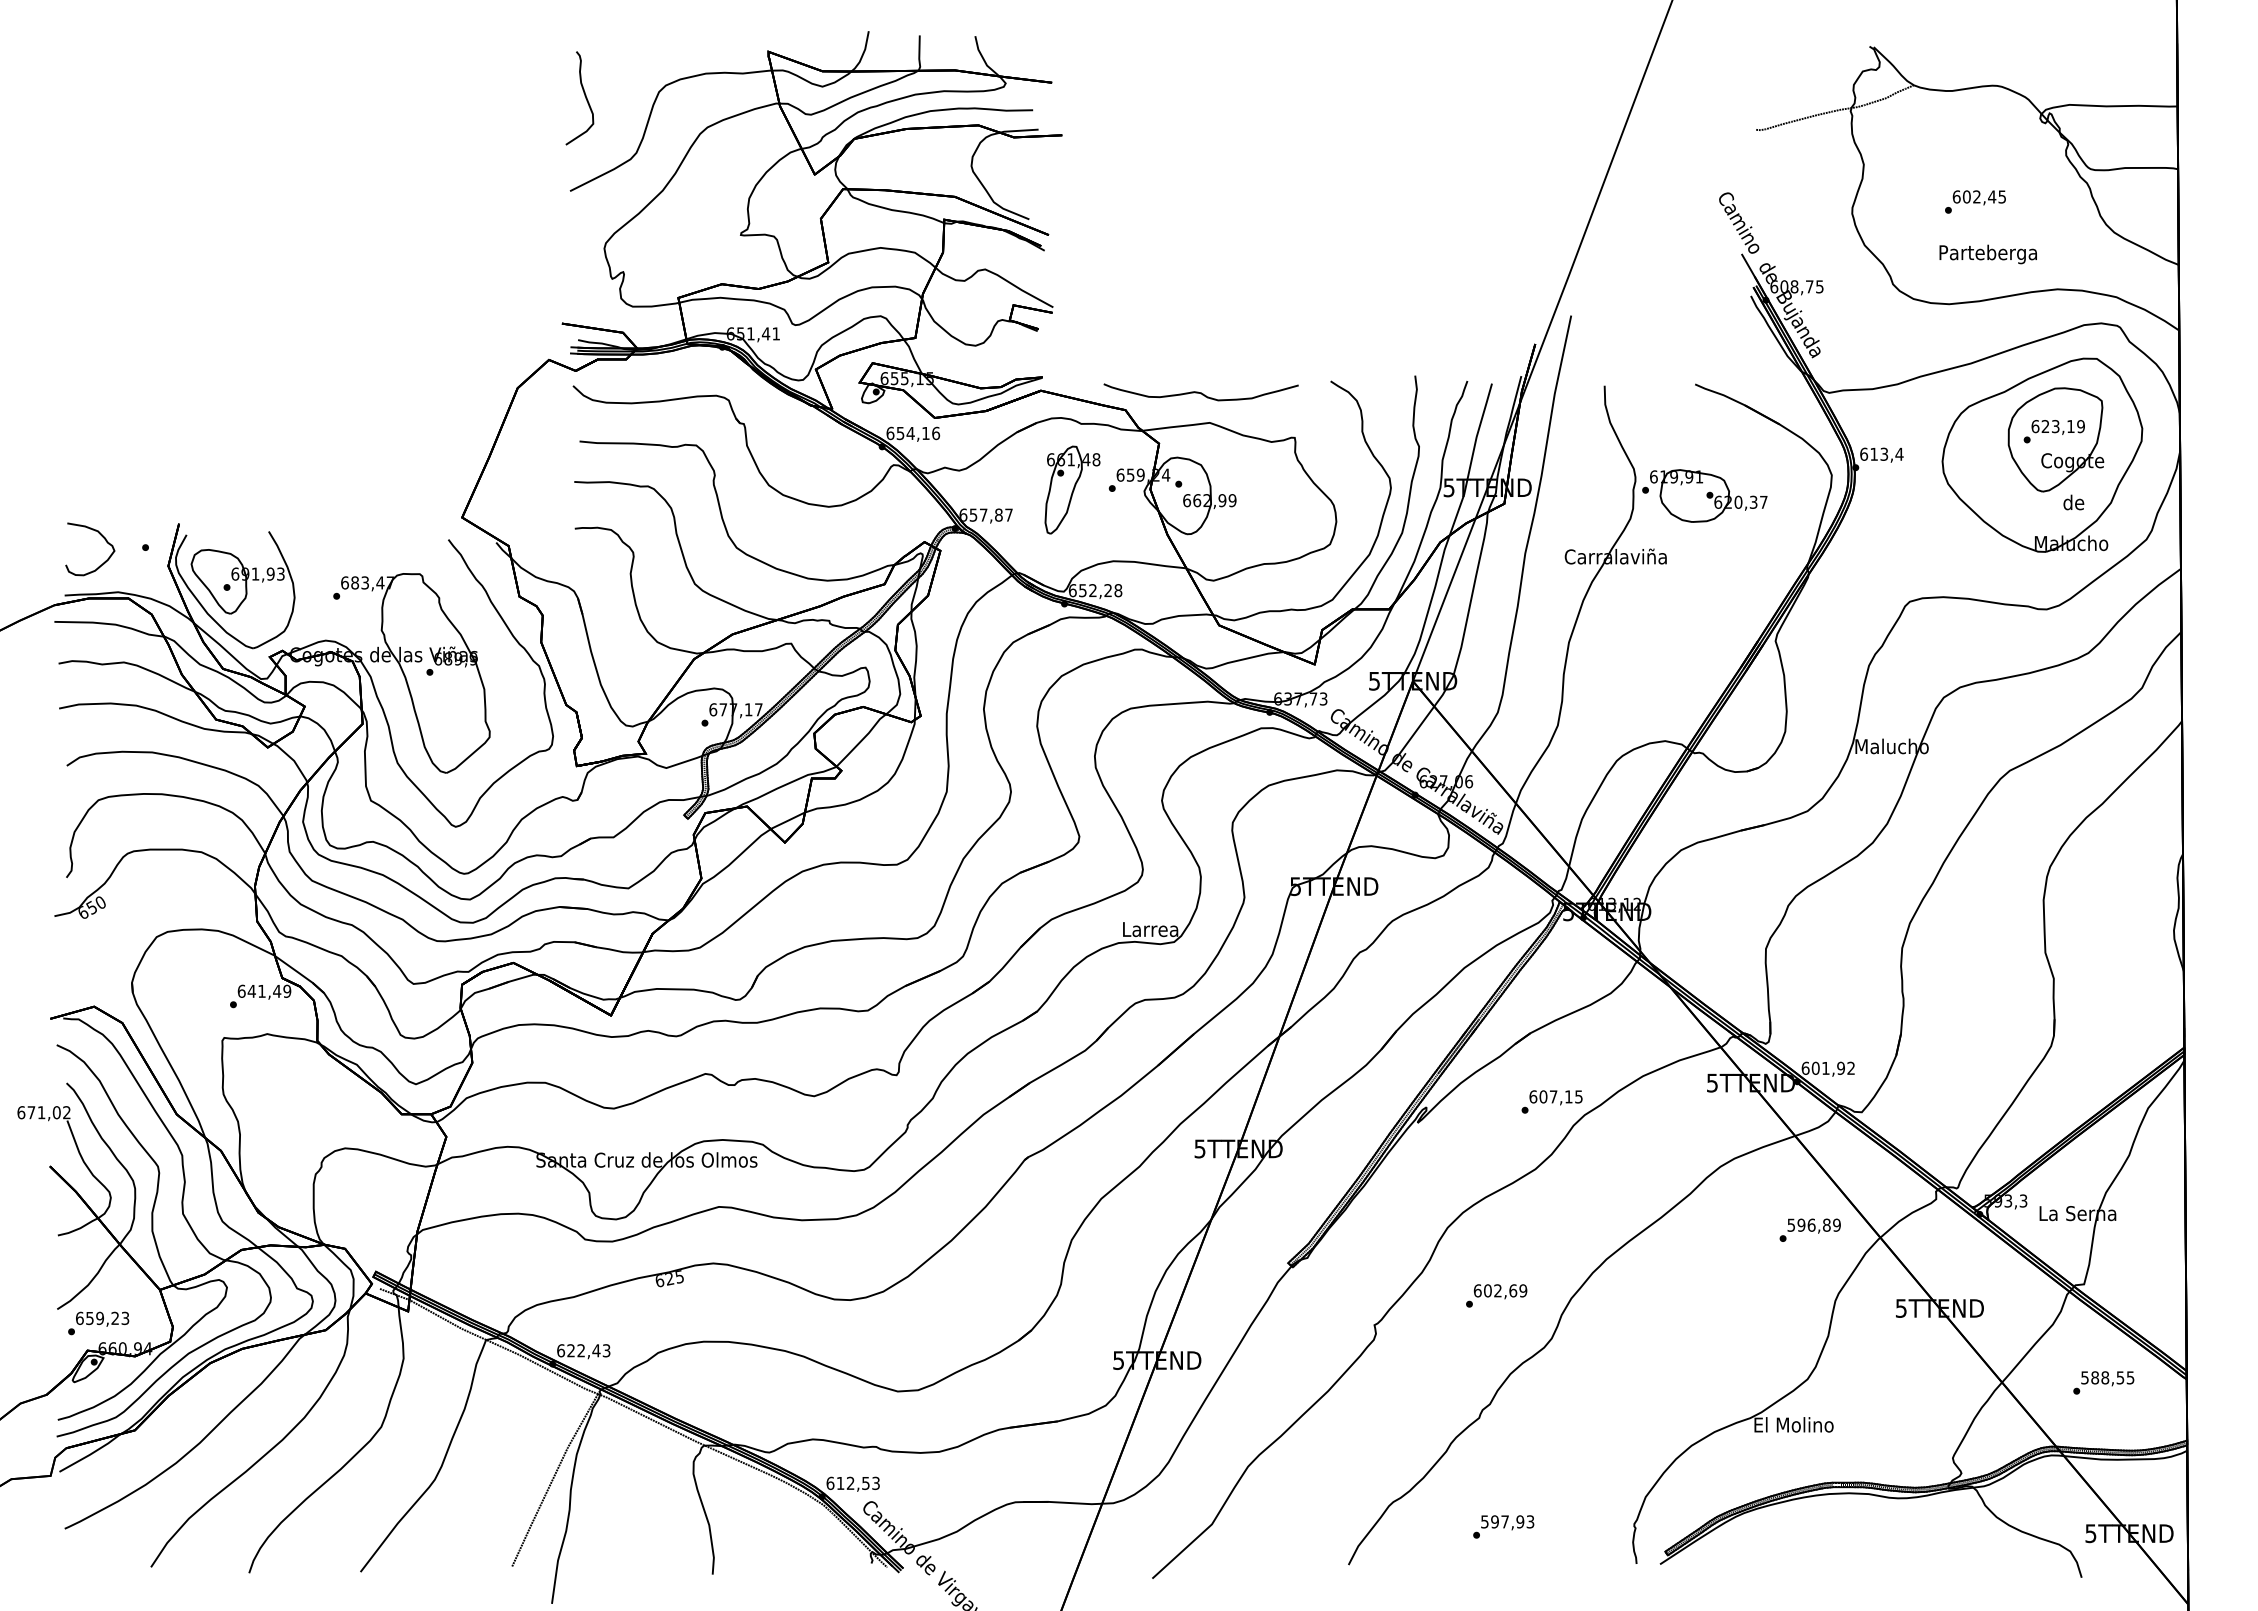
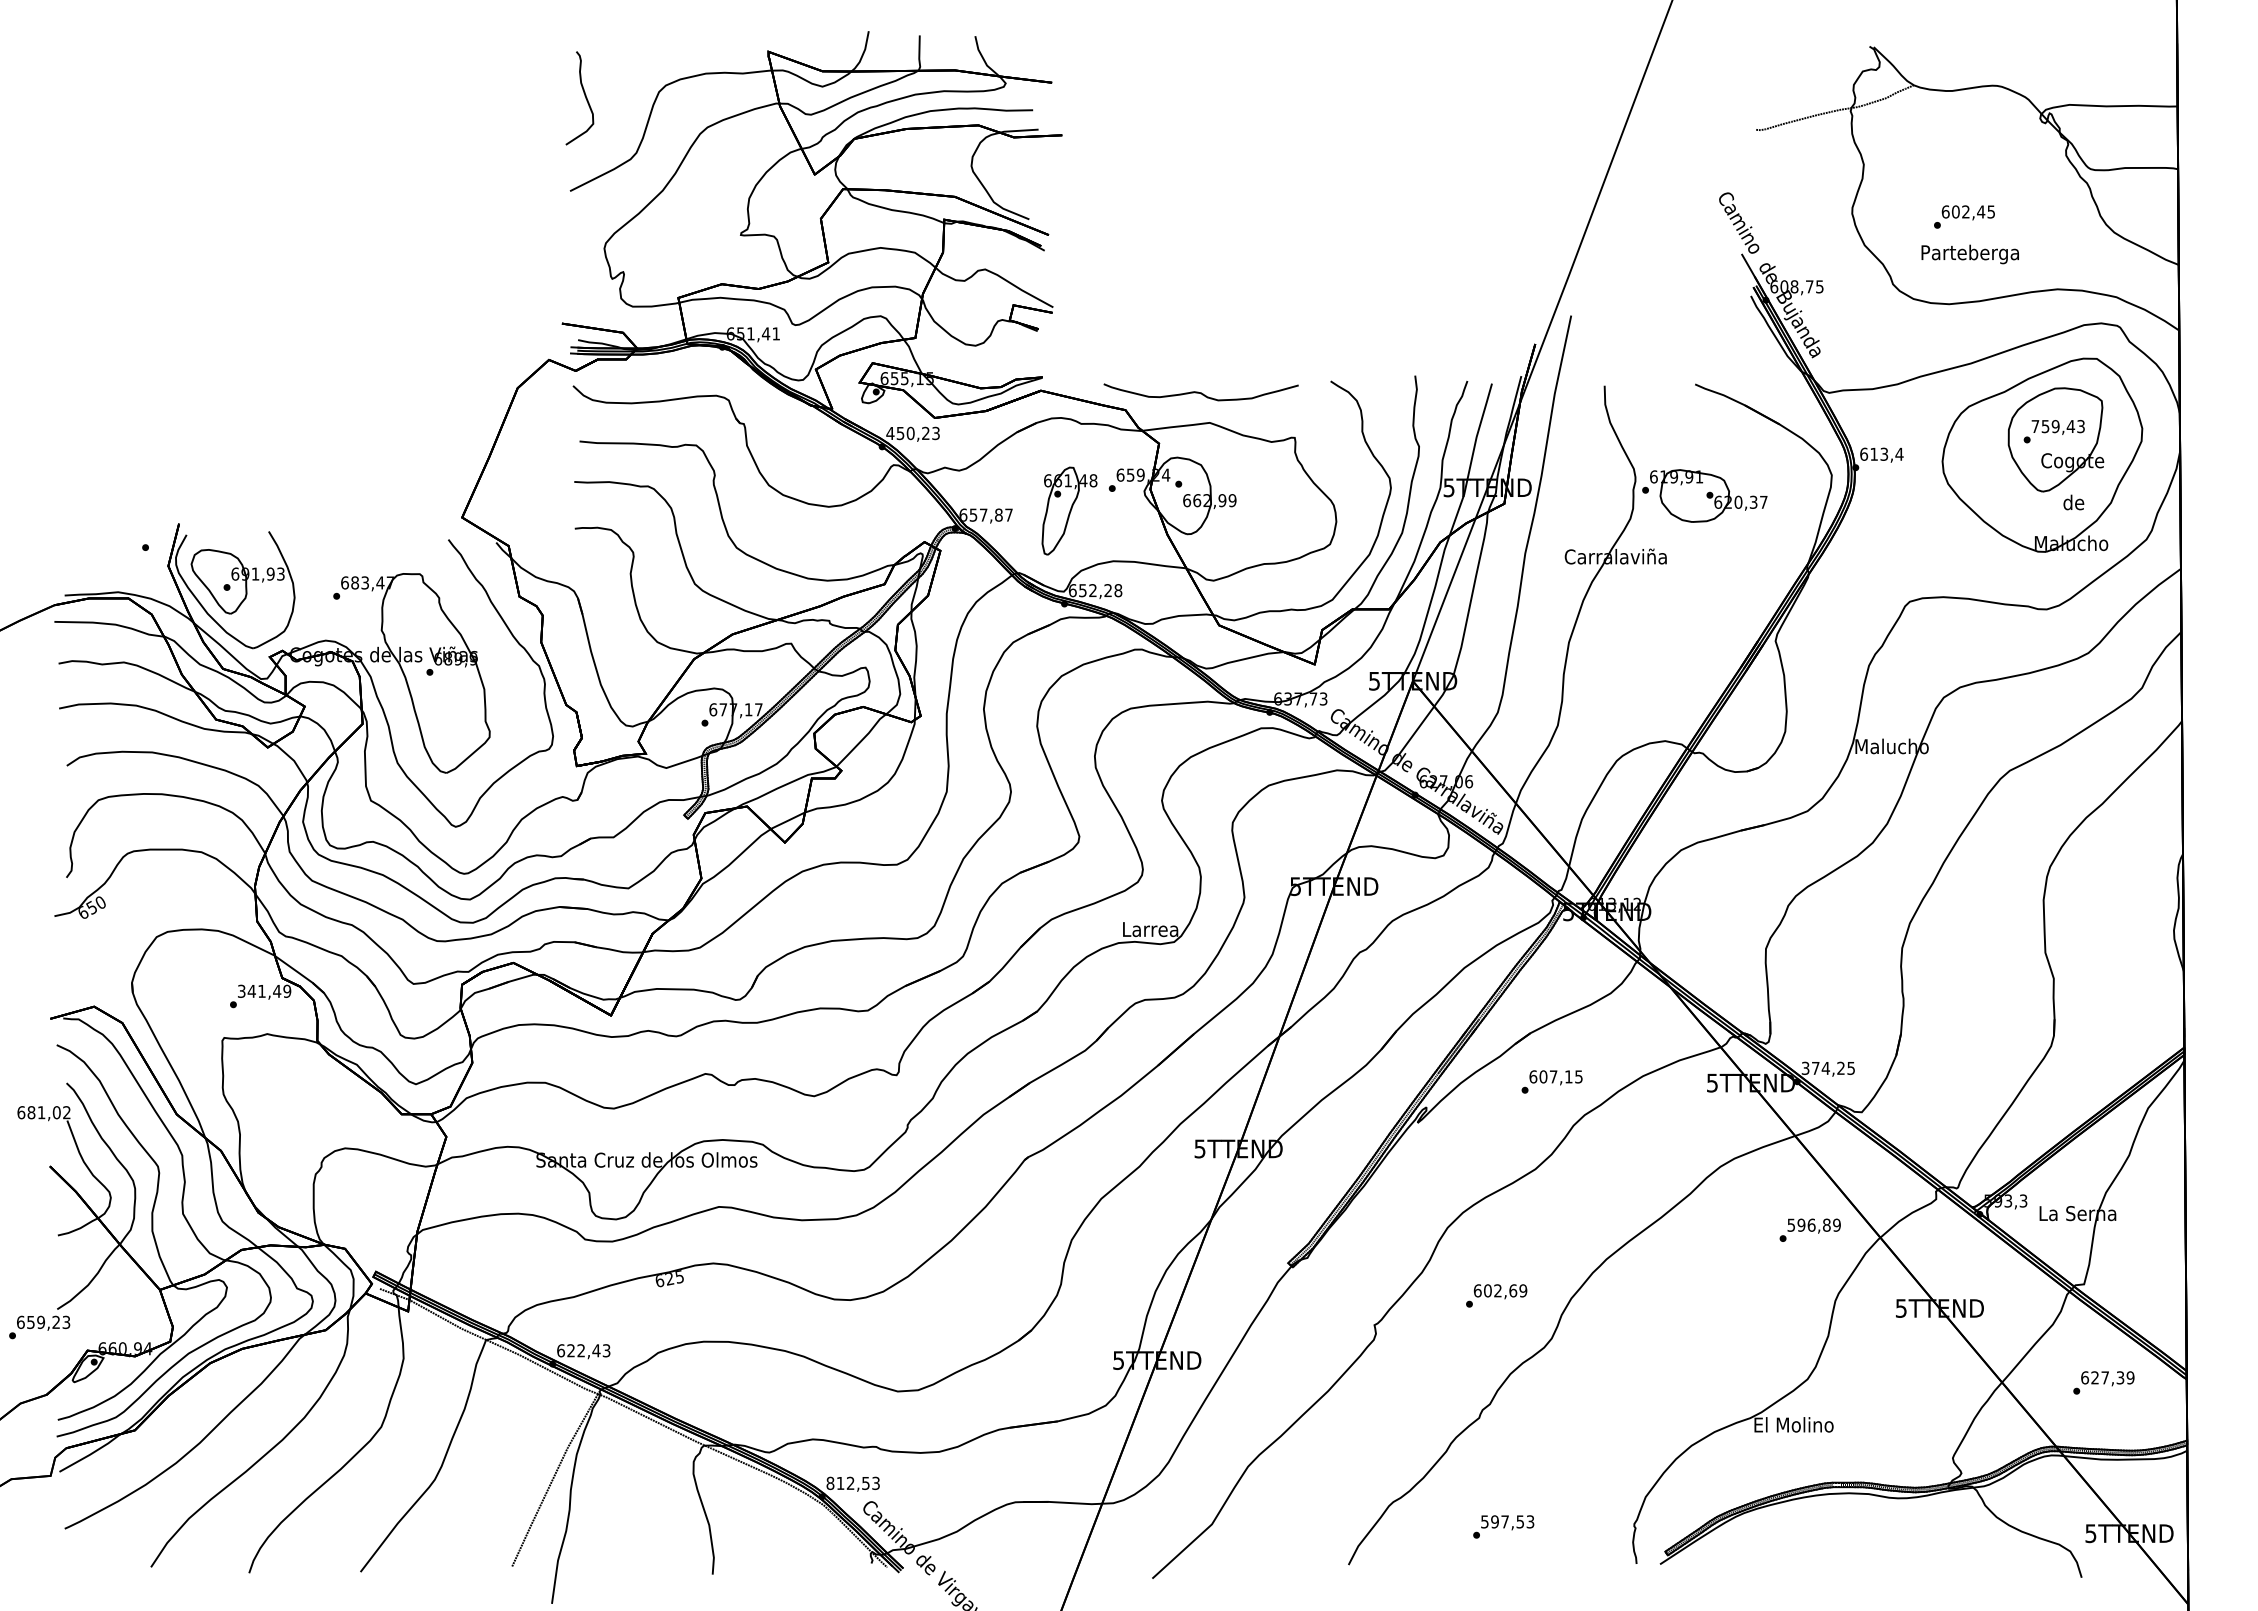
text position: (1975, 201) -> (1964, 216) (1964, 216)
text position: (1987, 254) -> (1969, 254) (1969, 254)
text: 623,19 -> 759,43 (2057, 426)
text: 654,16 -> 450,23 (913, 433)
part position: (1072, 489) -> (1069, 510) (1069, 510)
part: present -> none (102, 537)
text: 641,49 -> 341,49 (241, 990)
text: 601,92 -> 374,25 (1827, 1067)
text position: (1551, 1101) -> (1551, 1081) (1551, 1081)
text: 671,02 -> 681,02 (31, 1112)
text position: (98, 1323) -> (39, 1327) (39, 1327)
text: 588,55 -> 627,39 (2107, 1377)
text: 612,53 -> 812,53 (830, 1482)
text: 597,93 -> 597,53 (1520, 1521)
